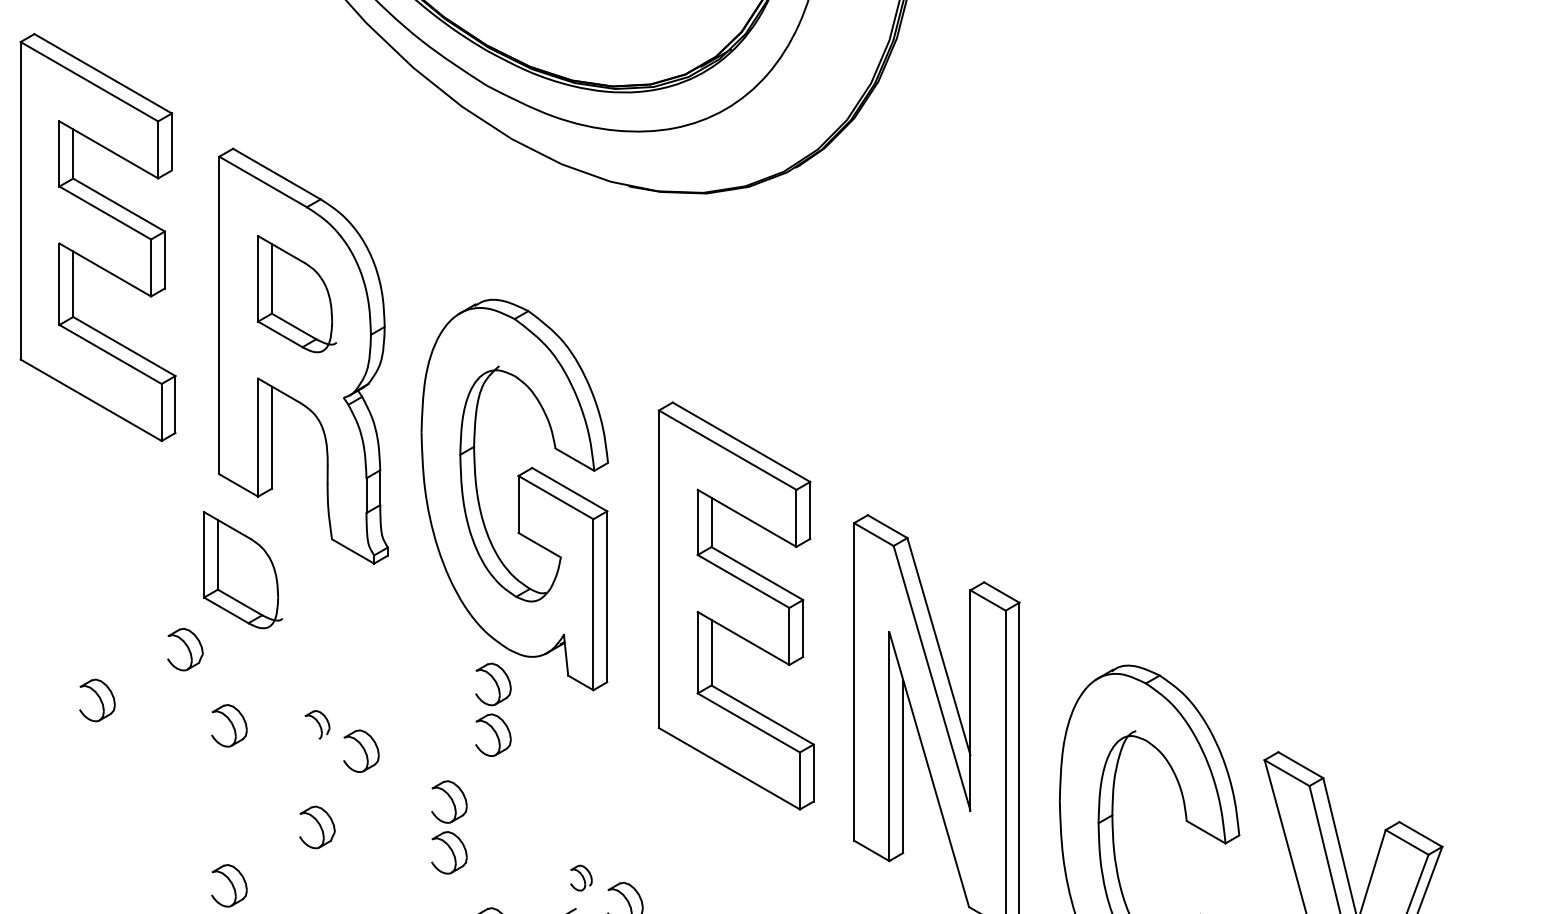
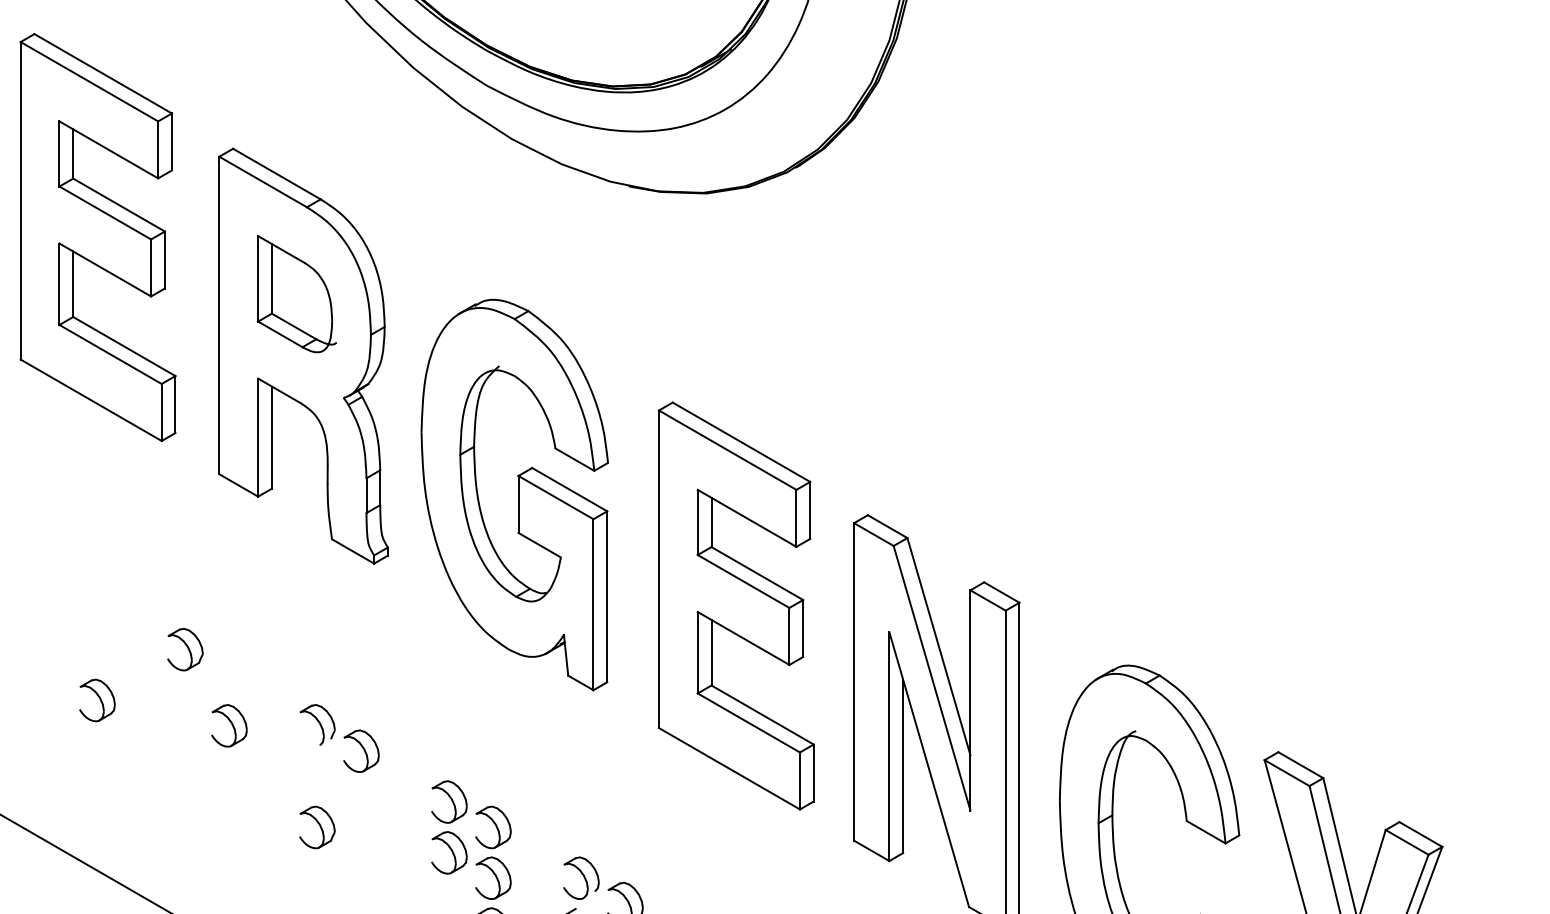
part: present -> none (242, 570)
part position: (493, 709) -> (493, 852) (493, 852)
part size: 27x30 px -> 37x42 px (317, 724)
line: none -> present (84, 863)
part size: 23x28 px -> 37x44 px (581, 877)
part: present -> none (229, 885)
